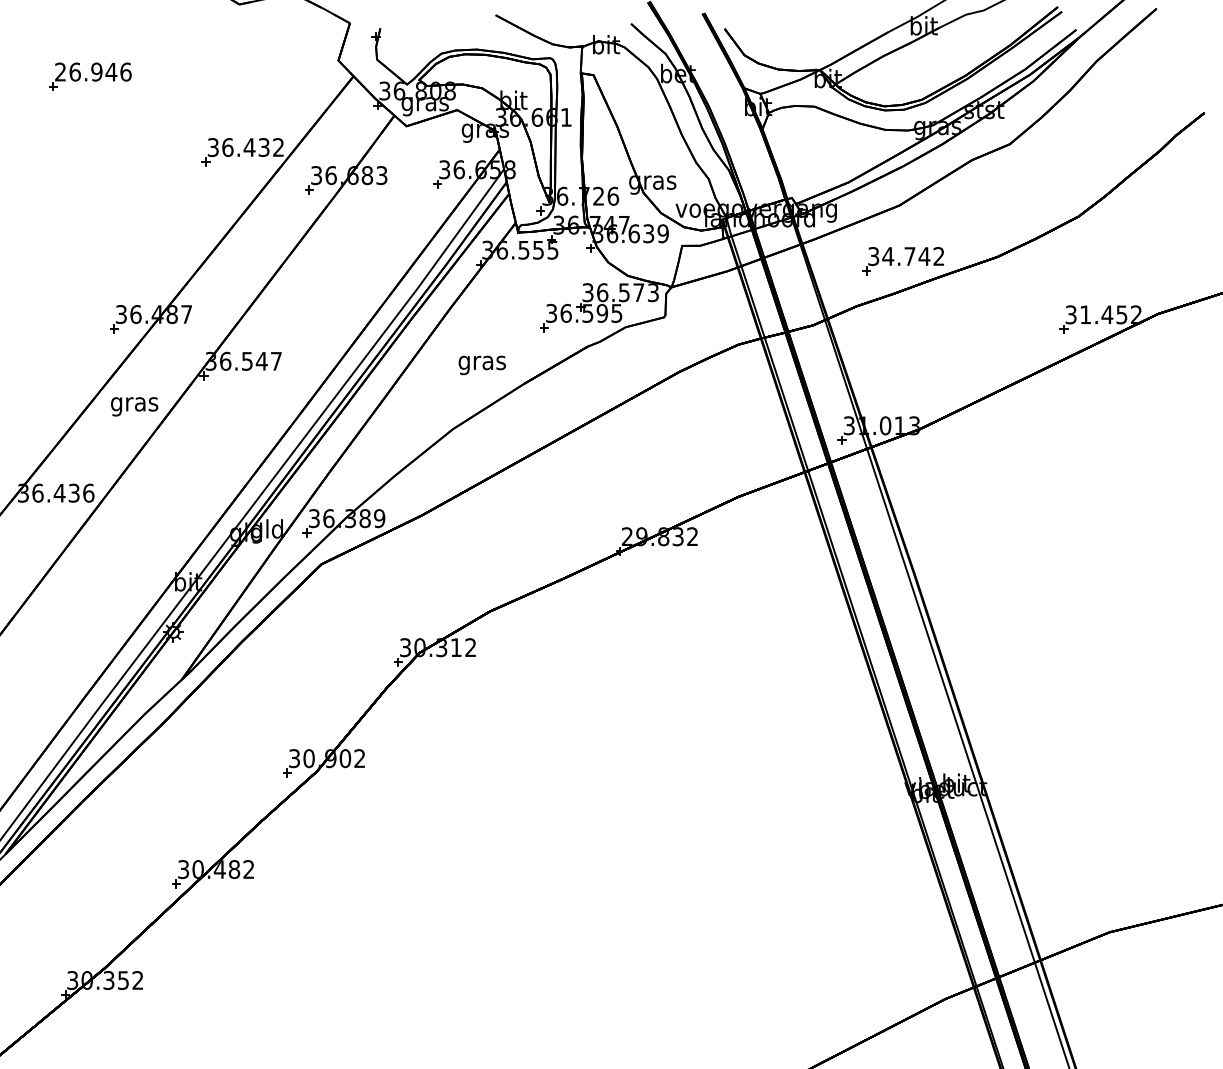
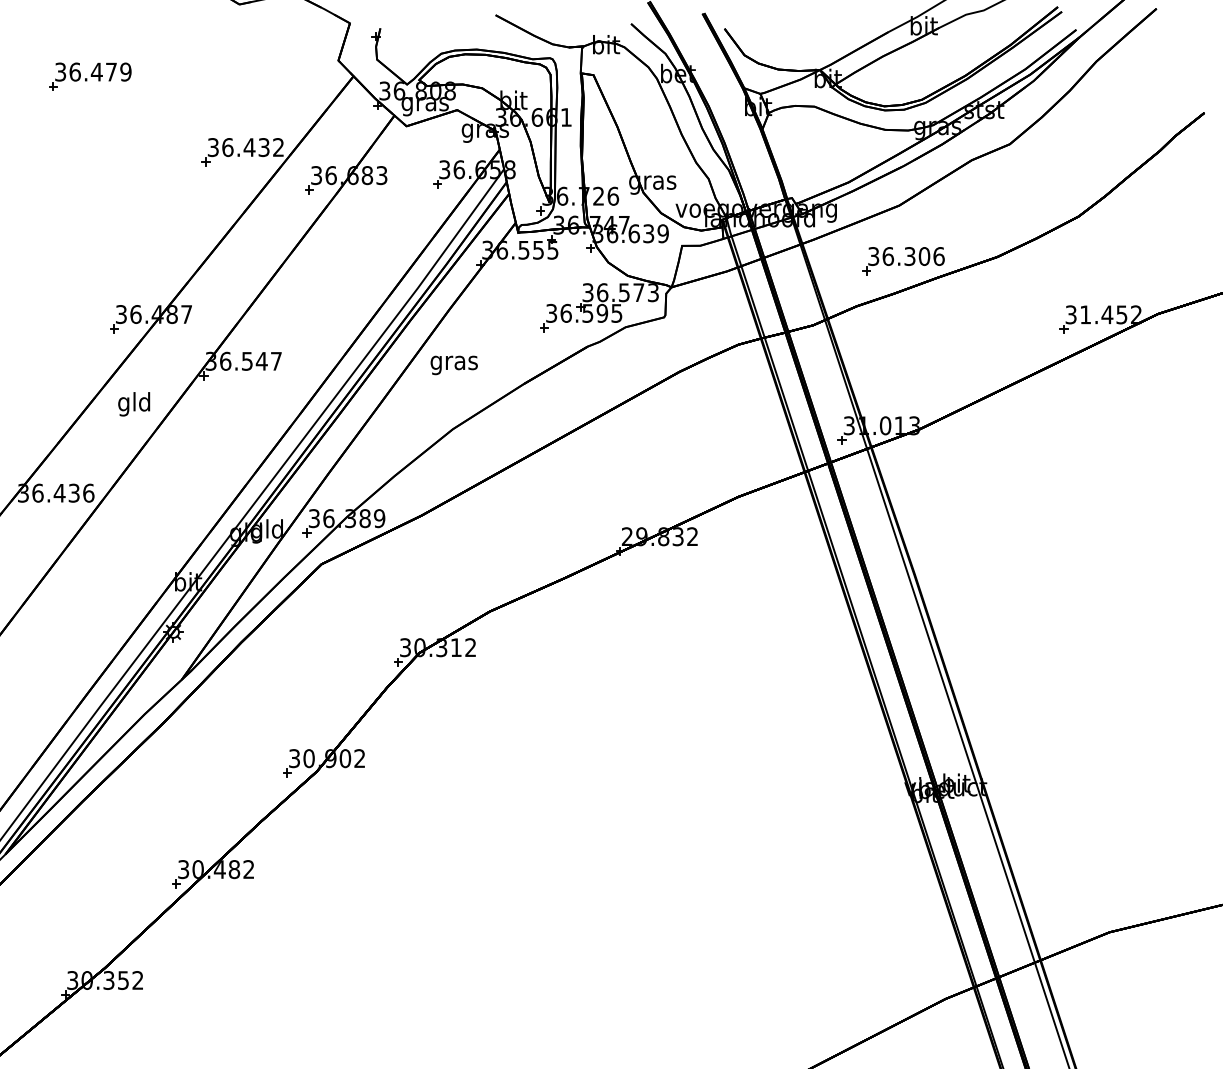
text: 26.946 -> 36.479 (93, 71)
text: 34.742 -> 36.306 (913, 256)
text position: (481, 365) -> (453, 365) (453, 365)
text: gras -> gld (134, 404)
